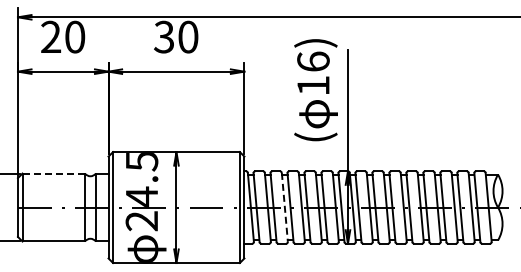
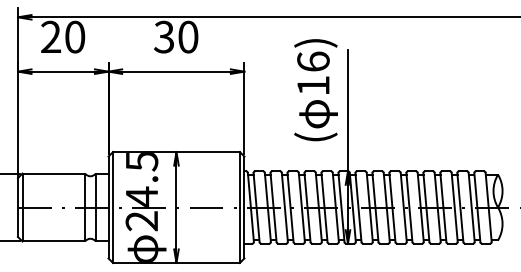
line: dashed -> solid (53, 173)
line: dashed -> solid (284, 207)
